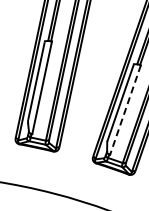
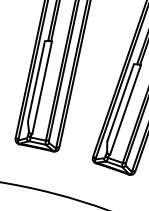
line: dashed -> solid (125, 110)
